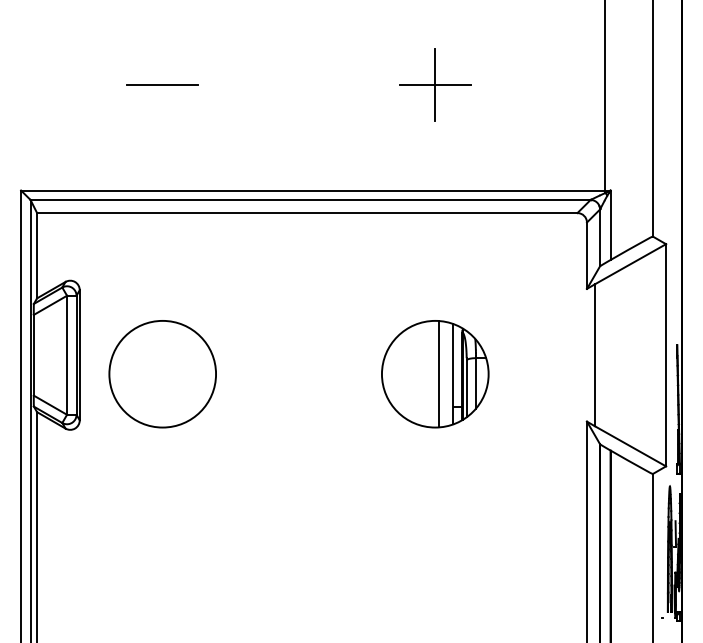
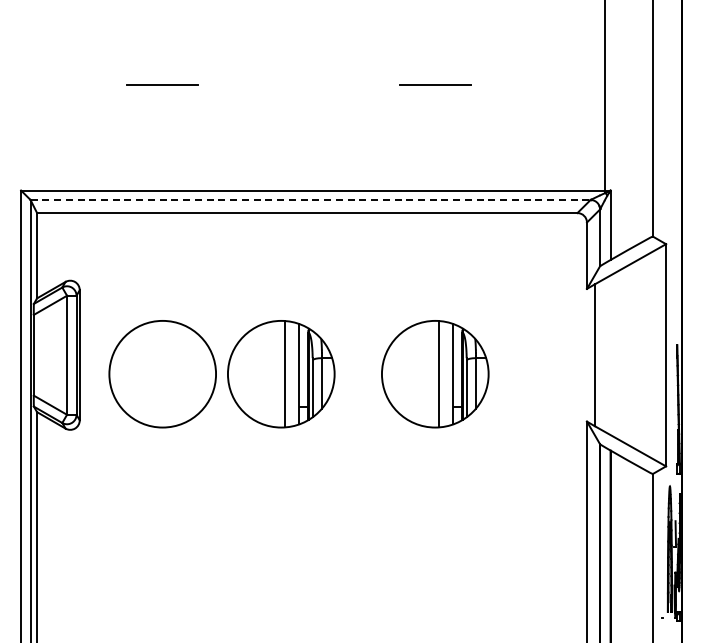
line: present -> none (435, 84)
line: solid -> dashed (311, 200)
part: none -> present (281, 374)
